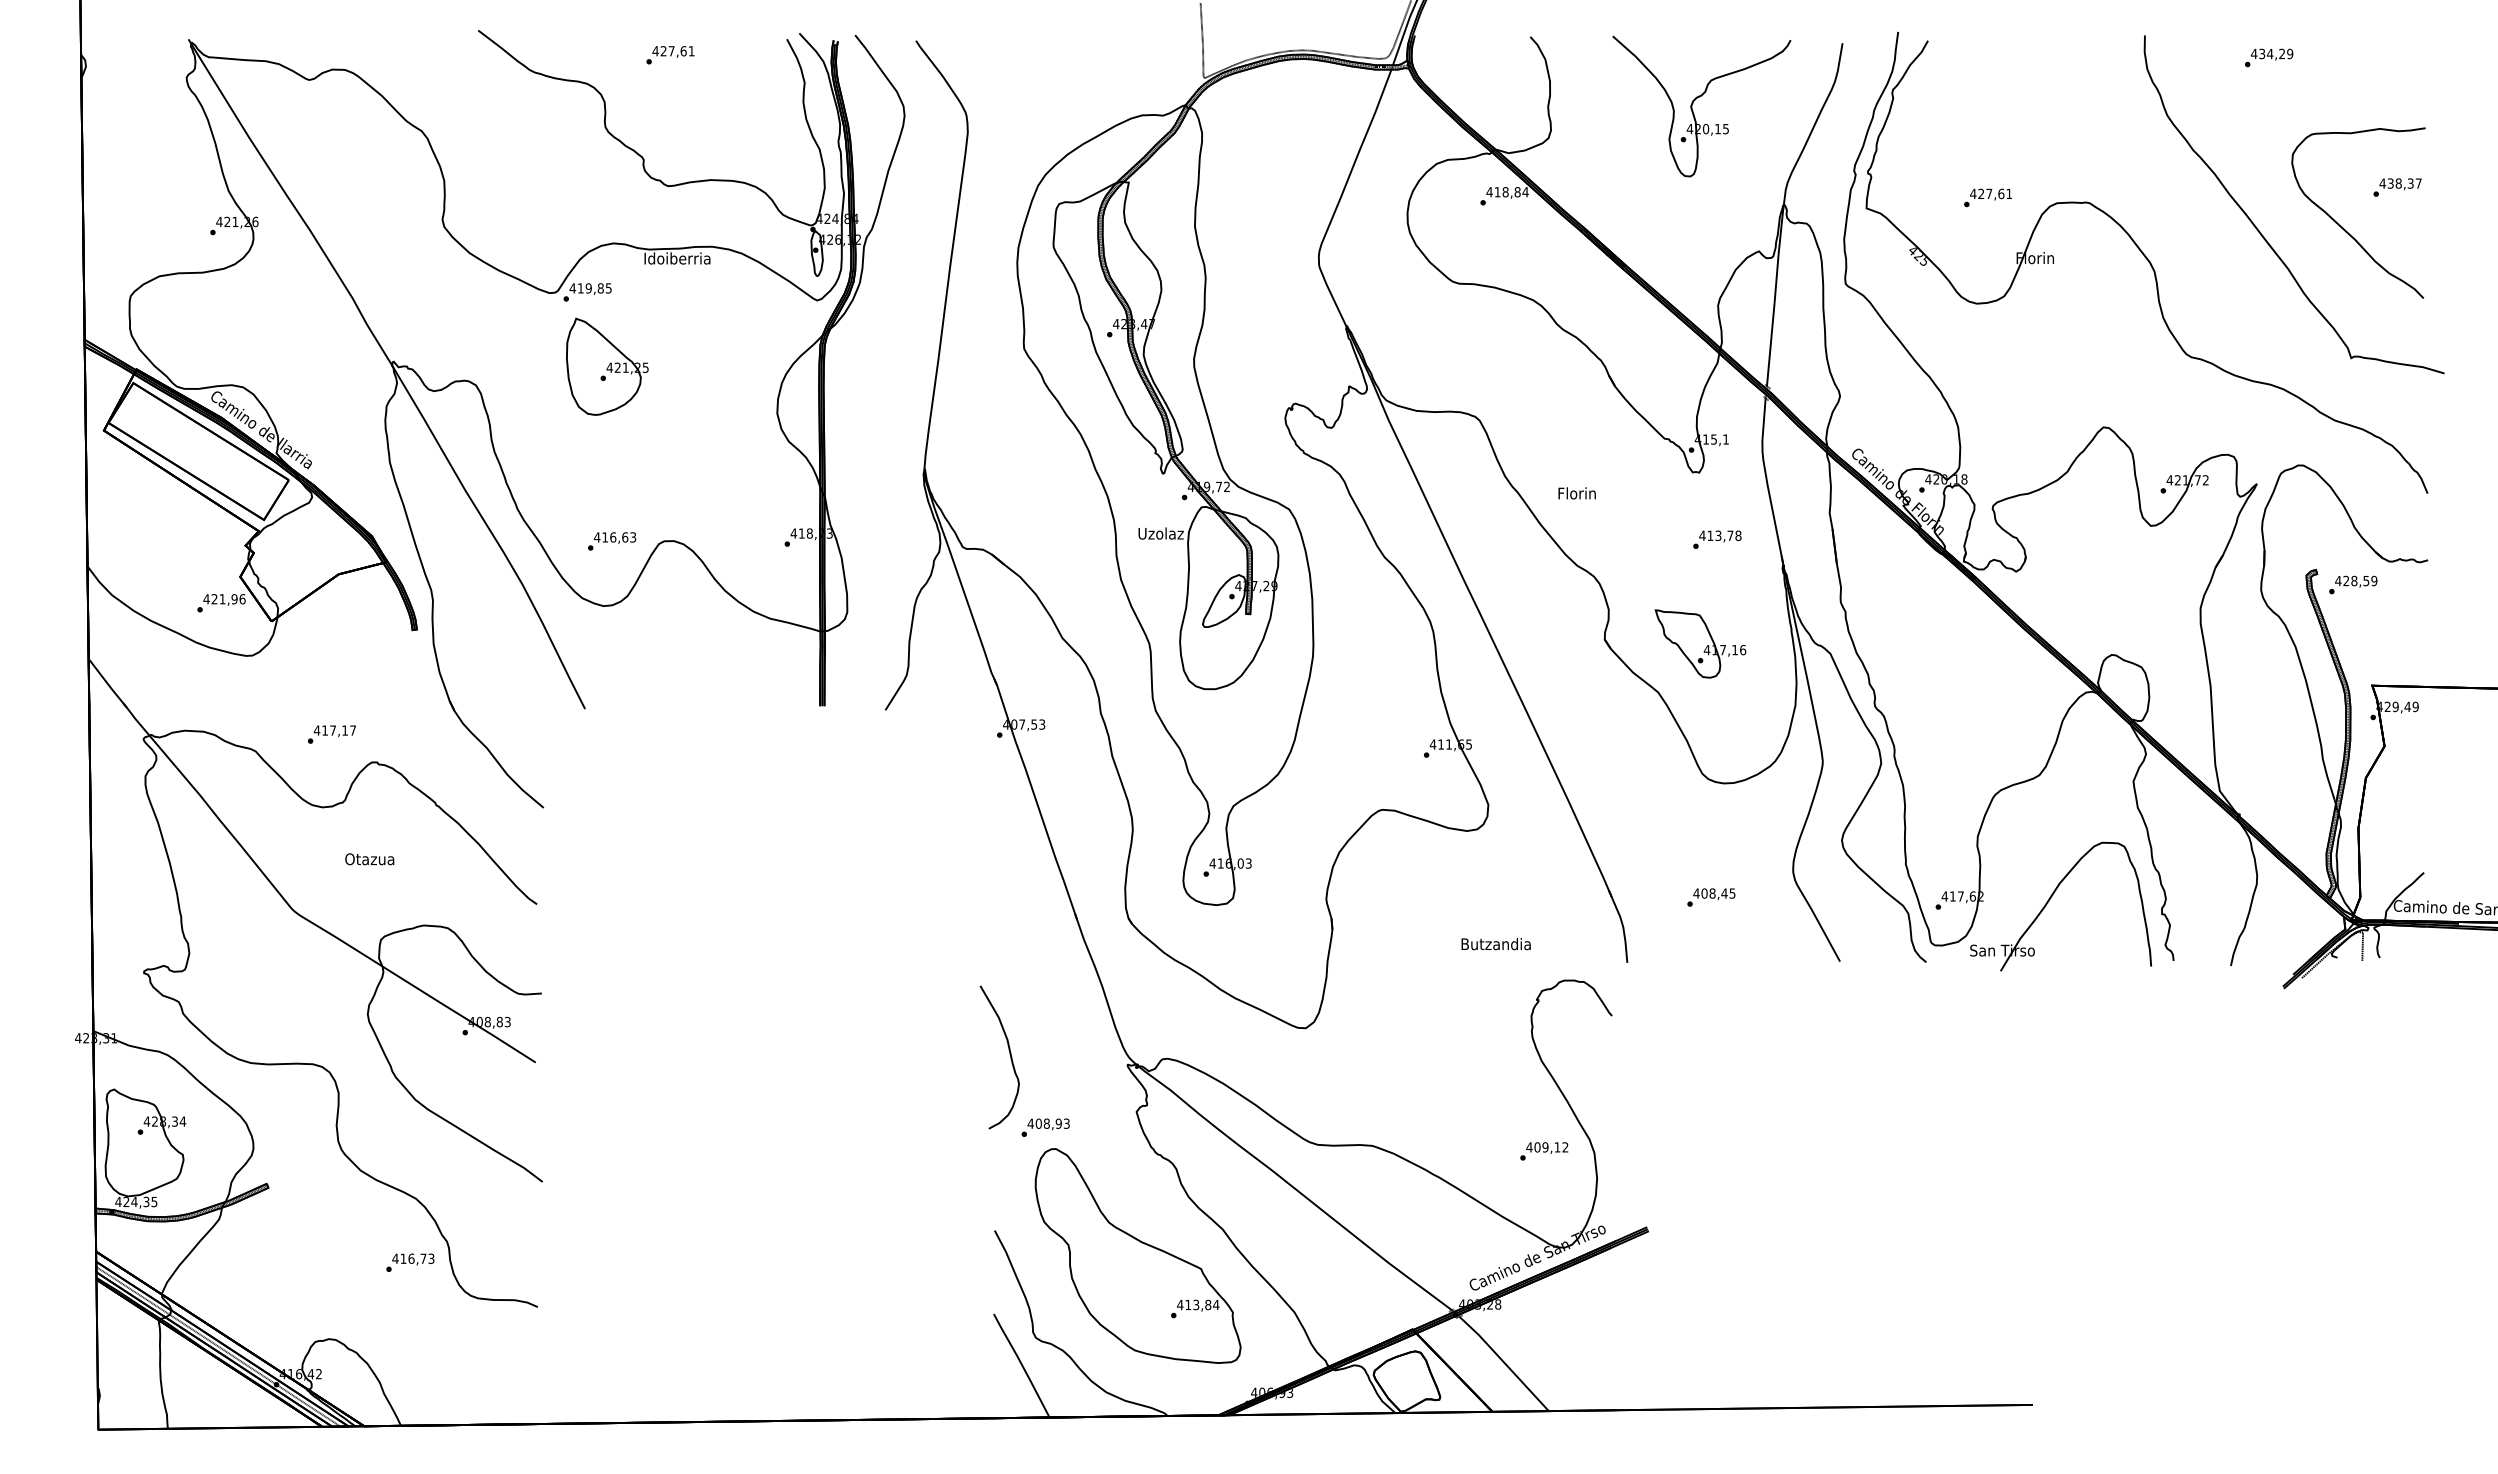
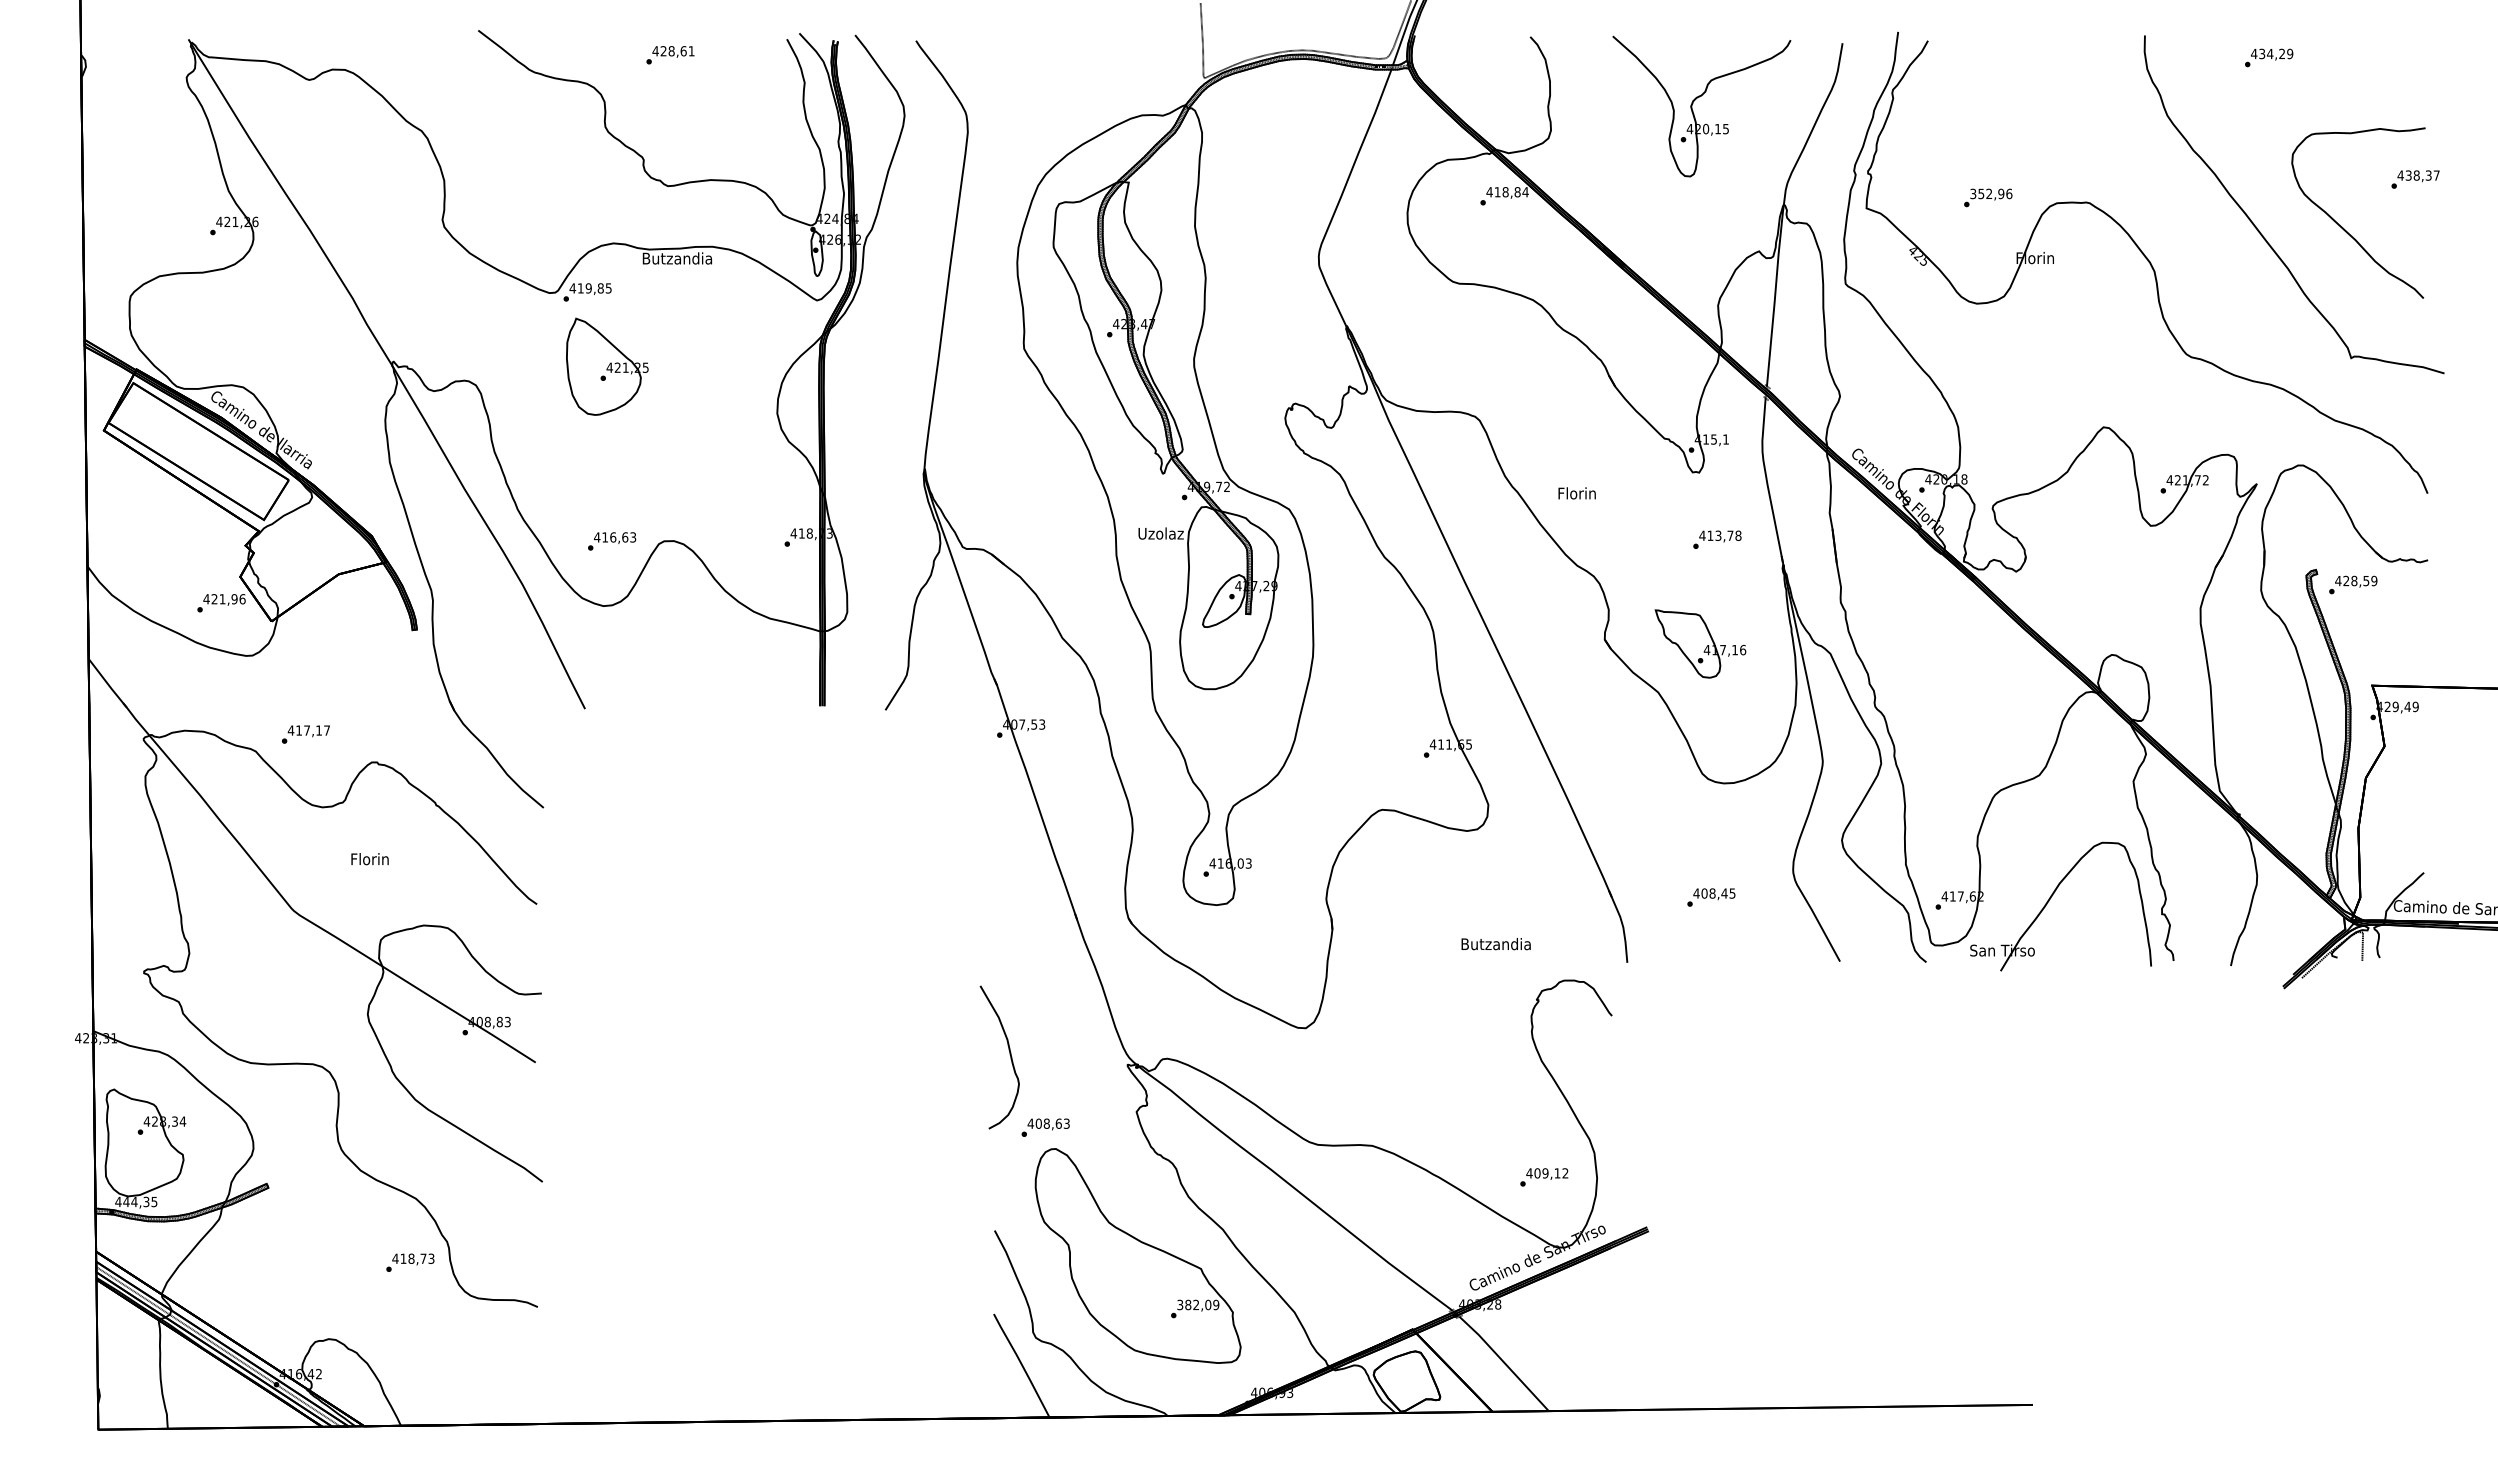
text: 427,61 -> 428,61 (671, 51)
text position: (2397, 187) -> (2415, 179) (2415, 179)
text: 427,61 -> 352,96 (1991, 193)
text: Idoiberria -> Butzandia (677, 258)
text position: (331, 734) -> (305, 734) (305, 734)
text: Otazua -> Florin (369, 859)
text: 408,93 -> 408,63 (1058, 1123)
text position: (1544, 1151) -> (1544, 1177) (1544, 1177)
text: 424,35 -> 444,35 (126, 1201)
text: 416,73 -> 418,73 (411, 1258)
text: 413,84 -> 382,09 (1198, 1304)
